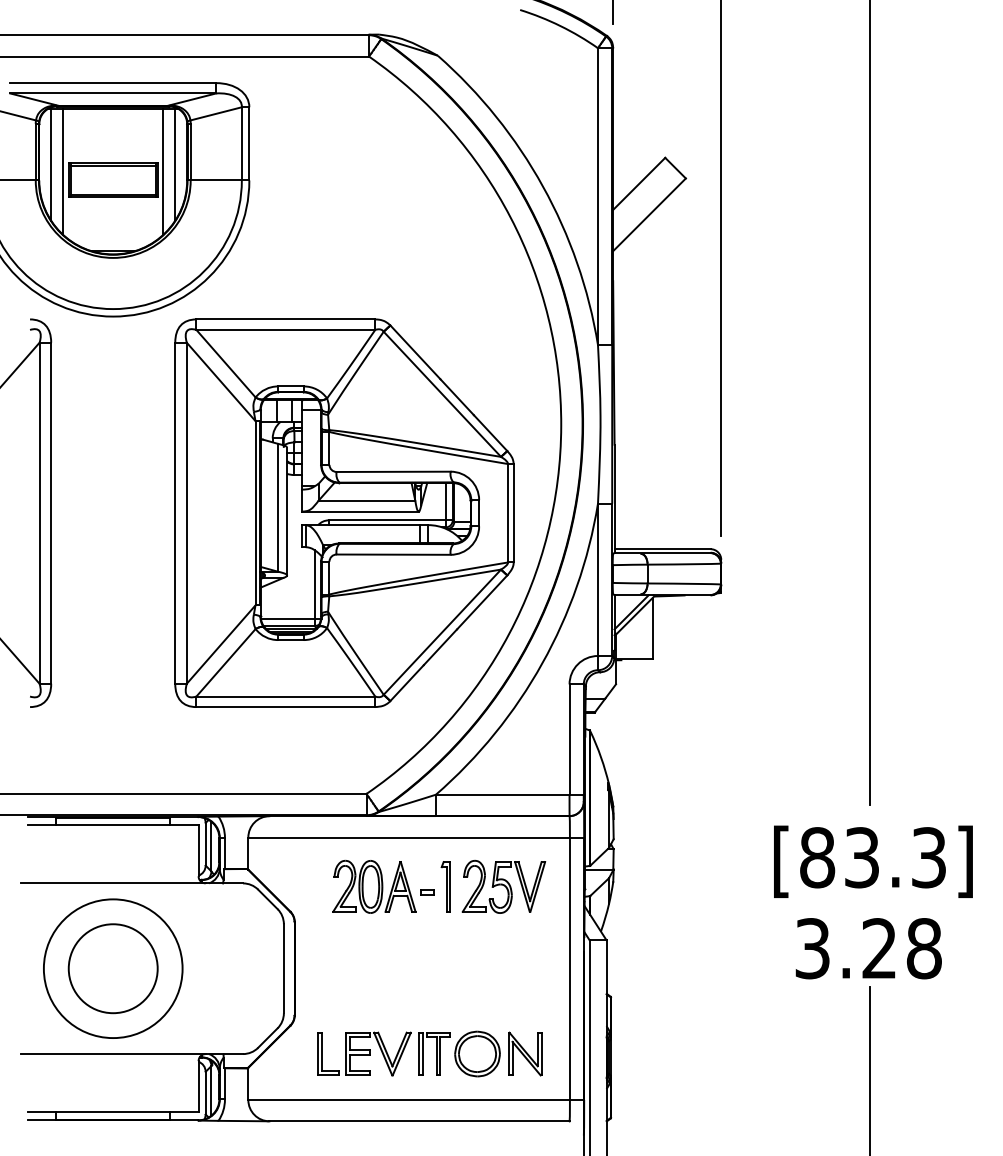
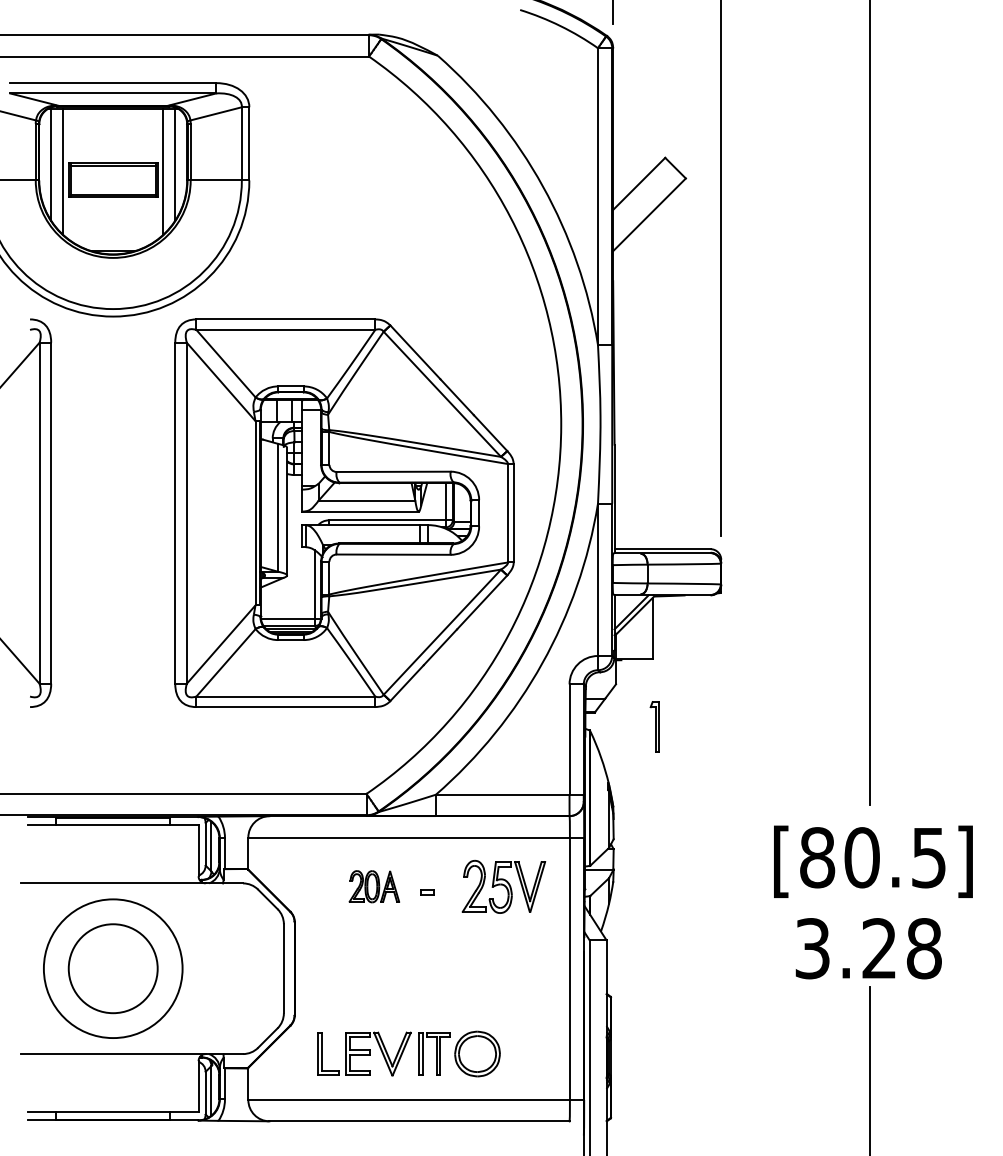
text: [83.3] -> [80.5] (894, 857)
part size: 85x55 px -> 52x34 px (373, 886)
part position: (445, 886) -> (654, 726) (654, 726)
part: present -> none (525, 1053)
